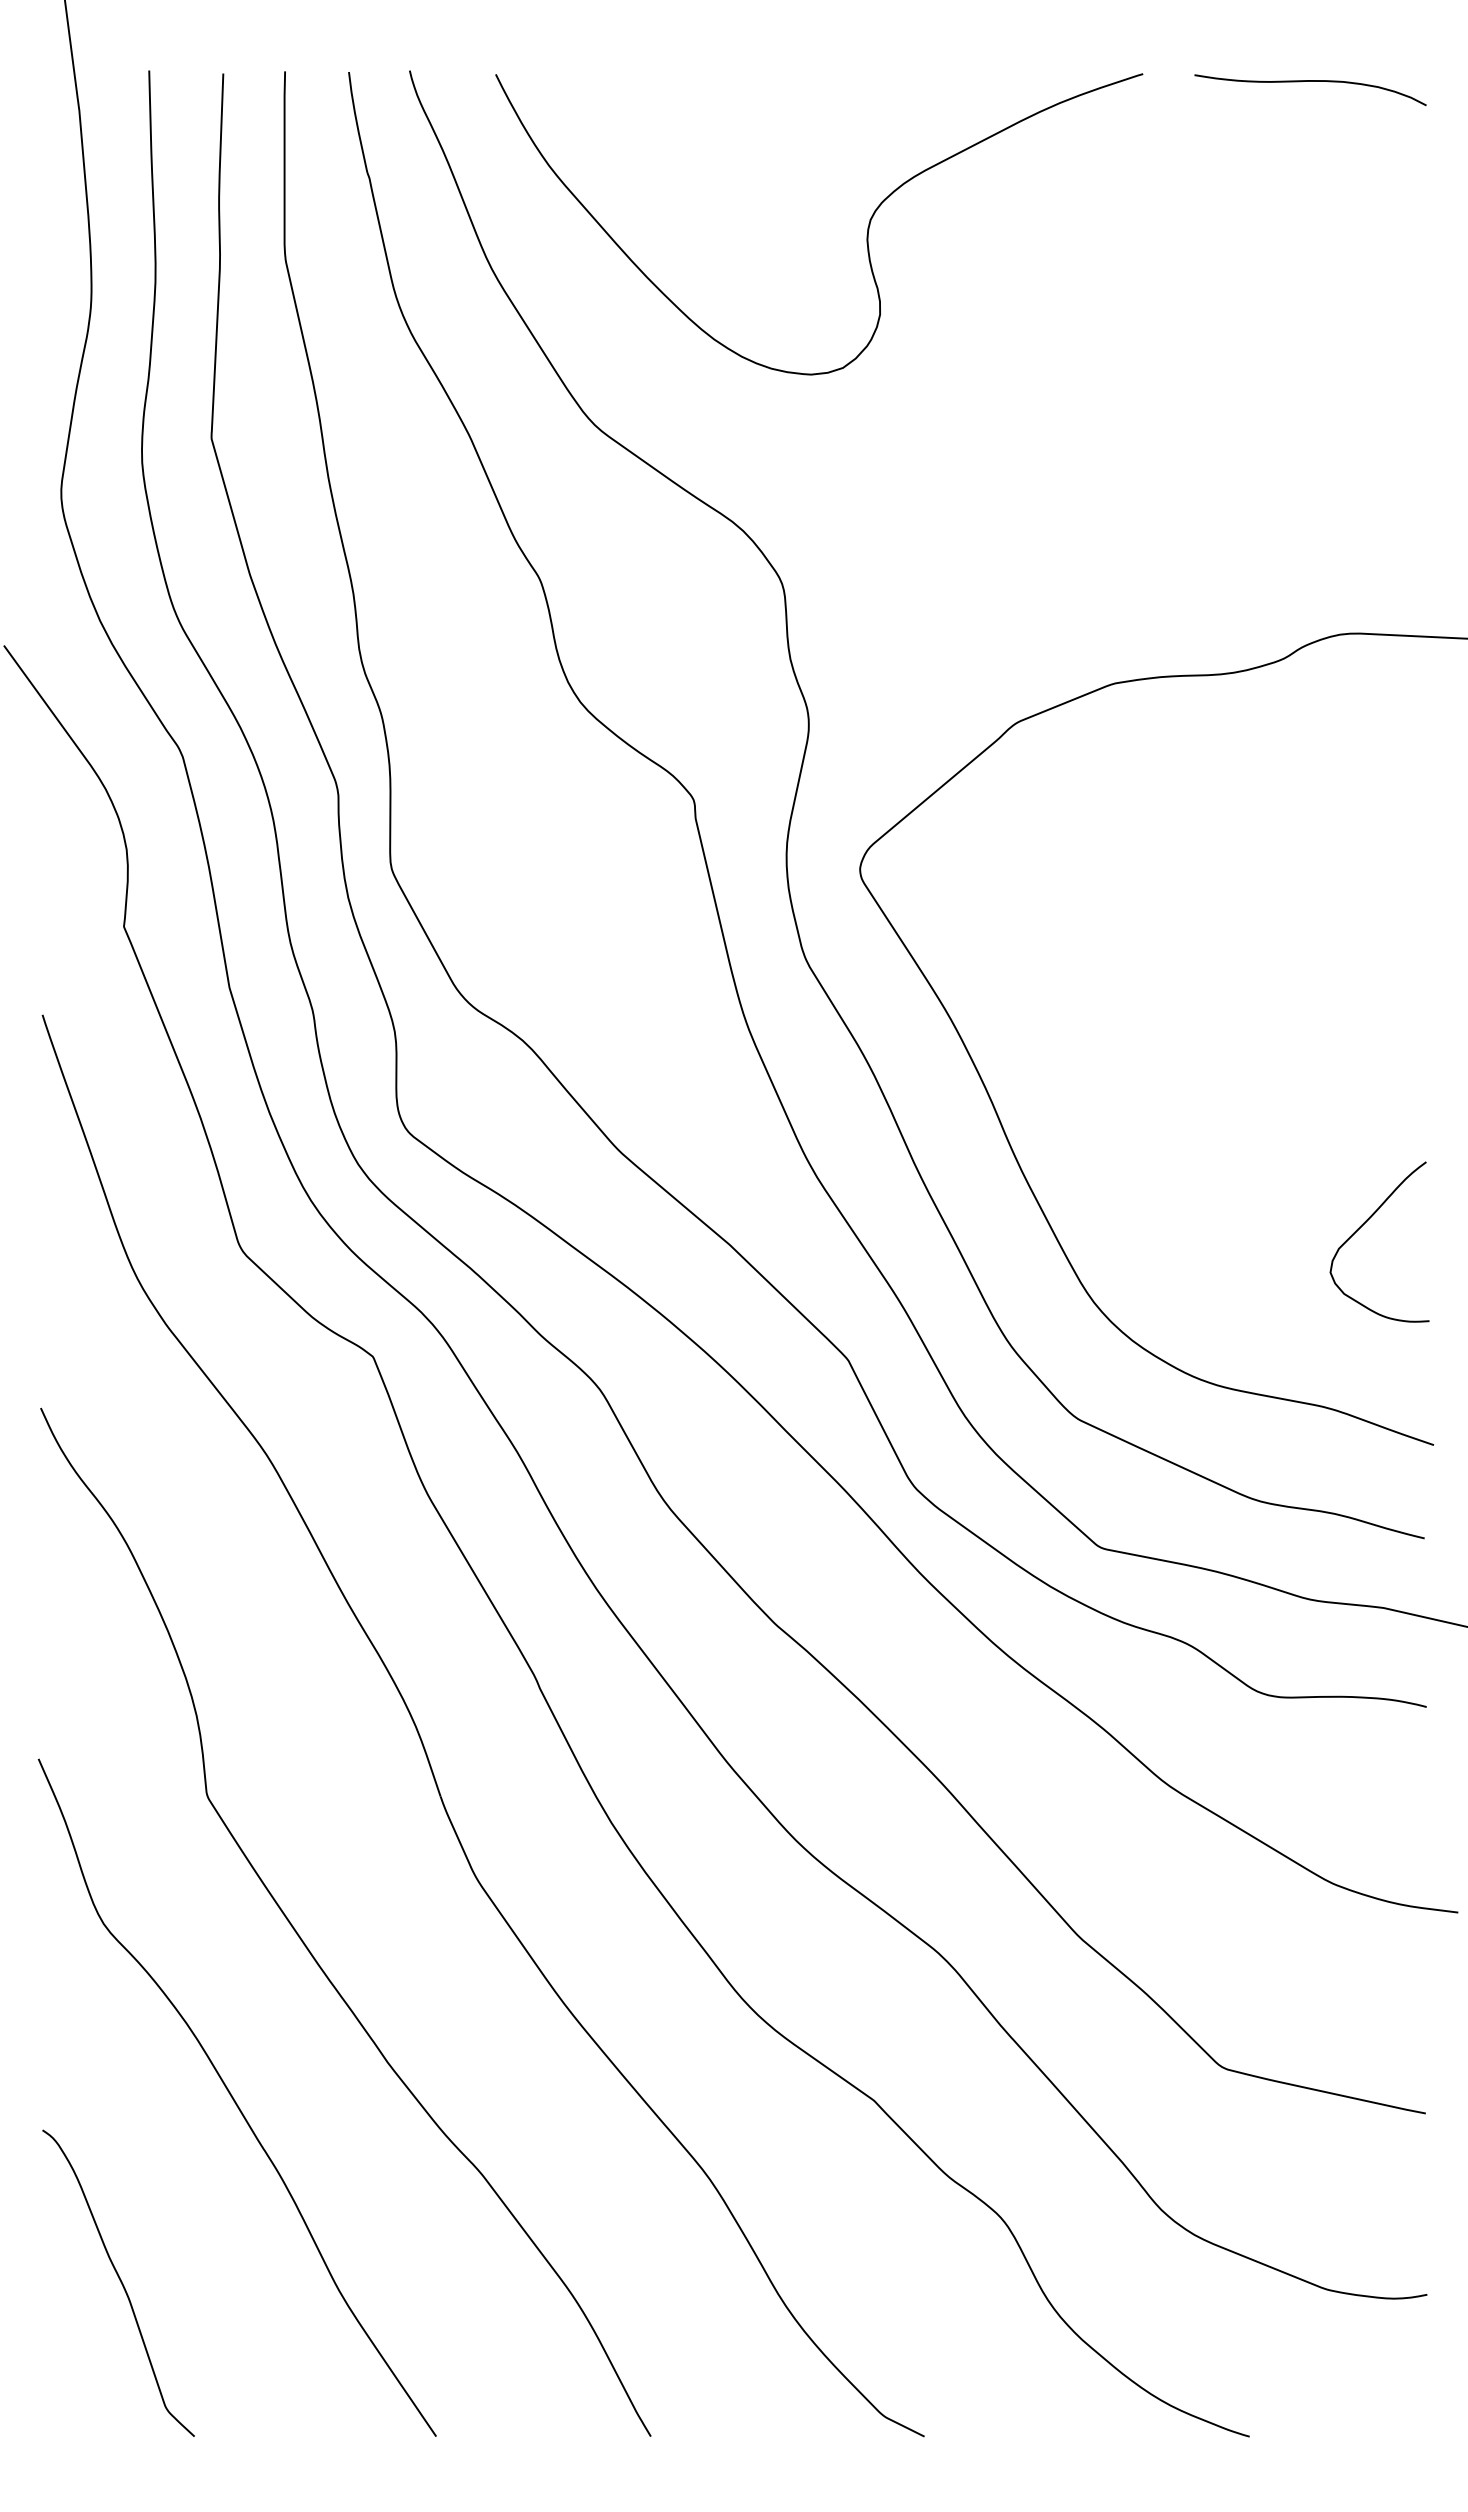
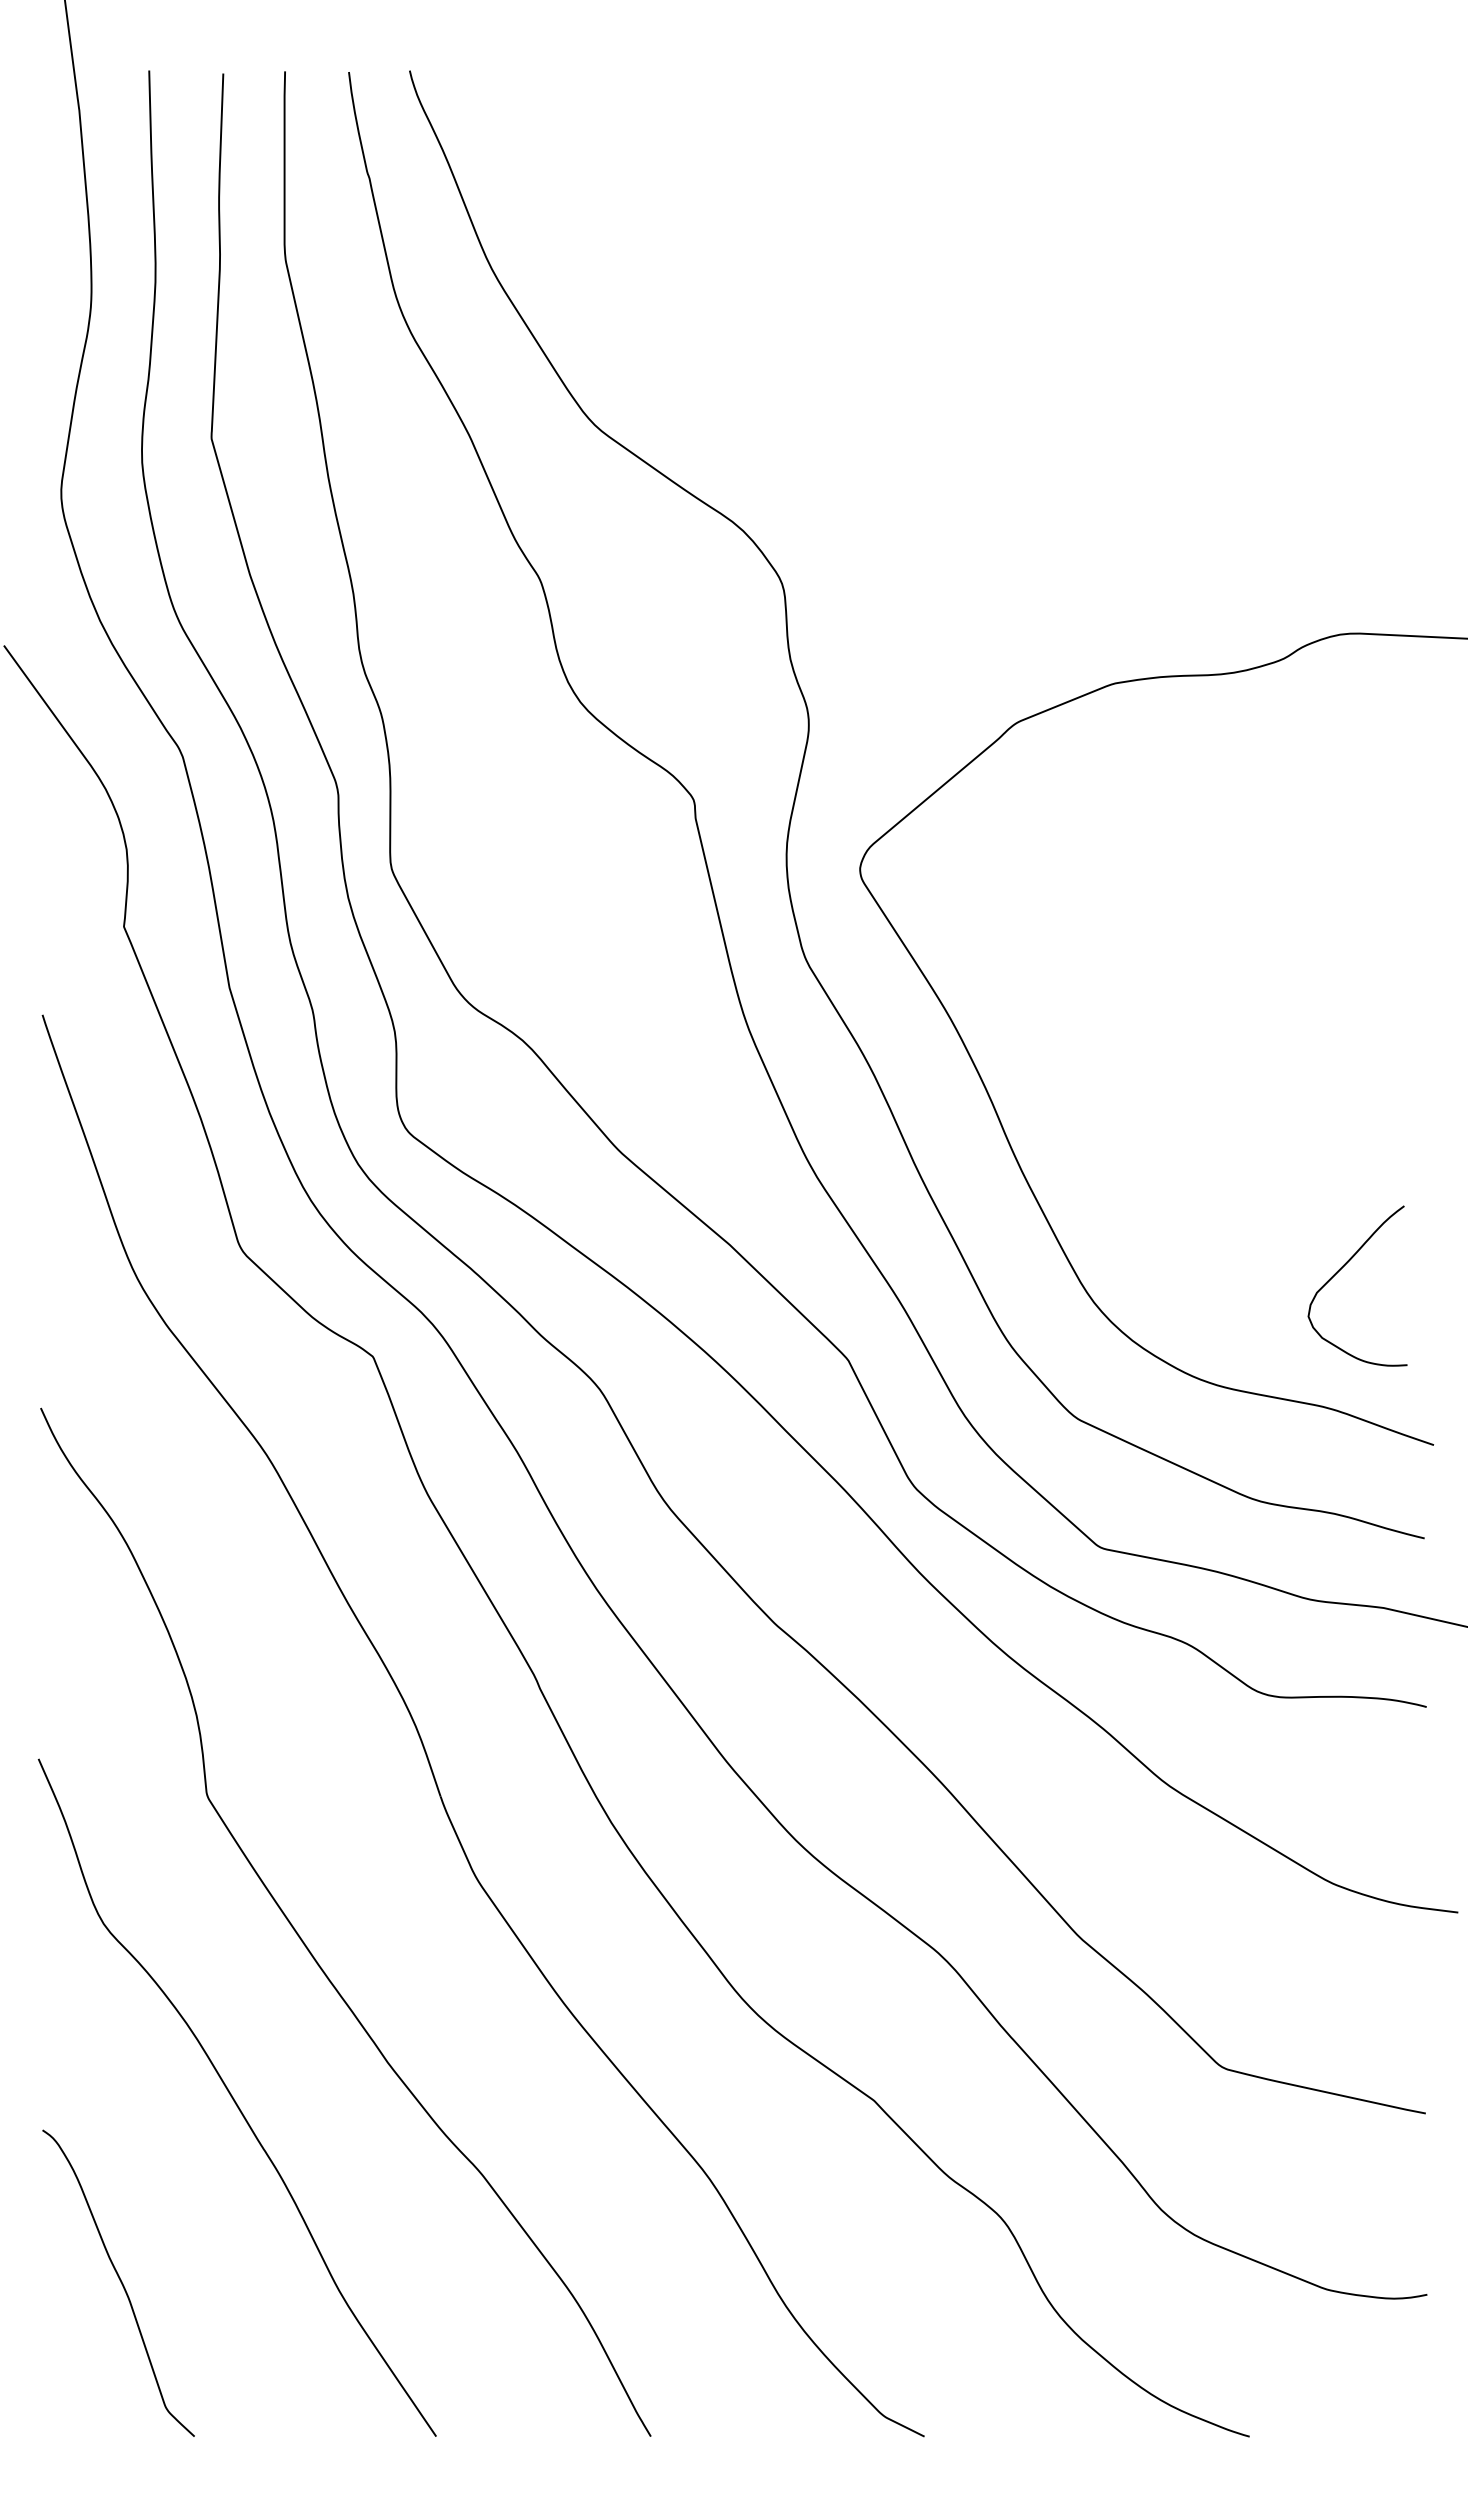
curve: present -> none (1310, 81)
curve: present -> none (867, 227)
curve position: (1363, 1225) -> (1341, 1269) (1341, 1269)
